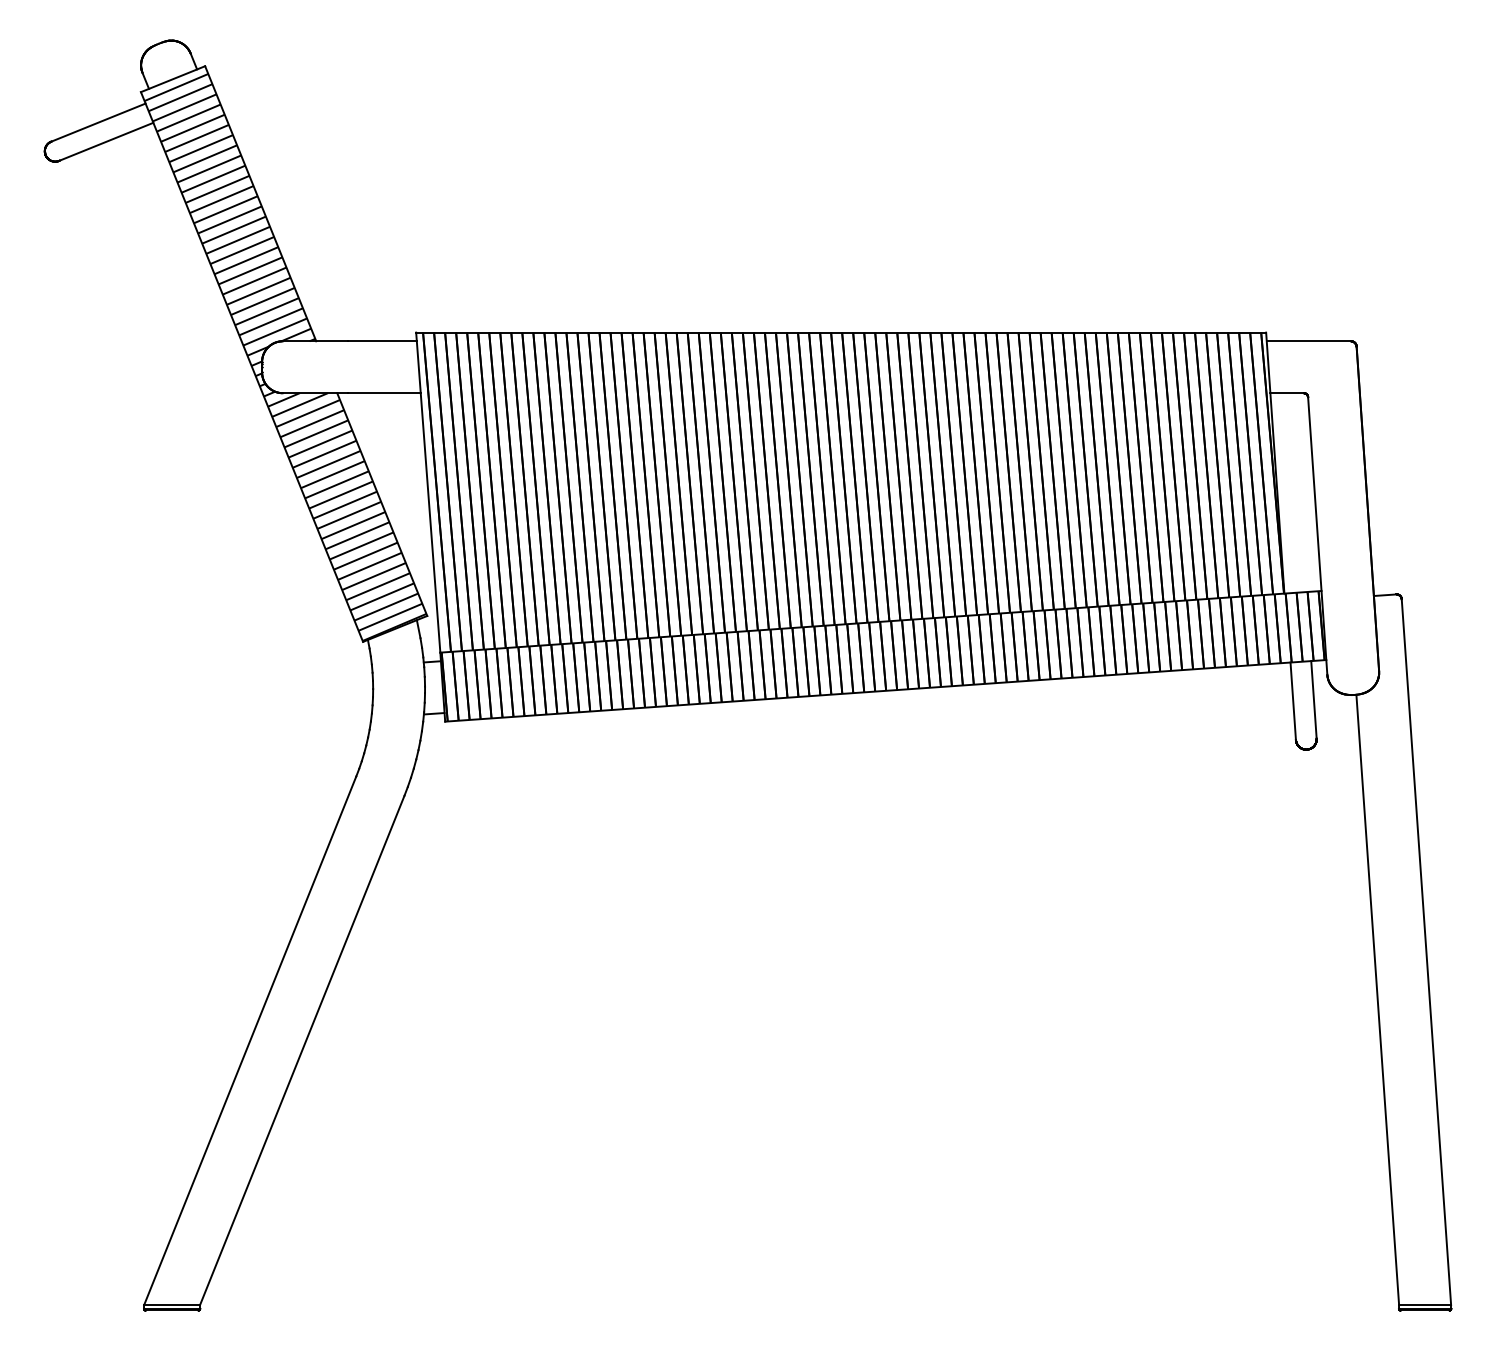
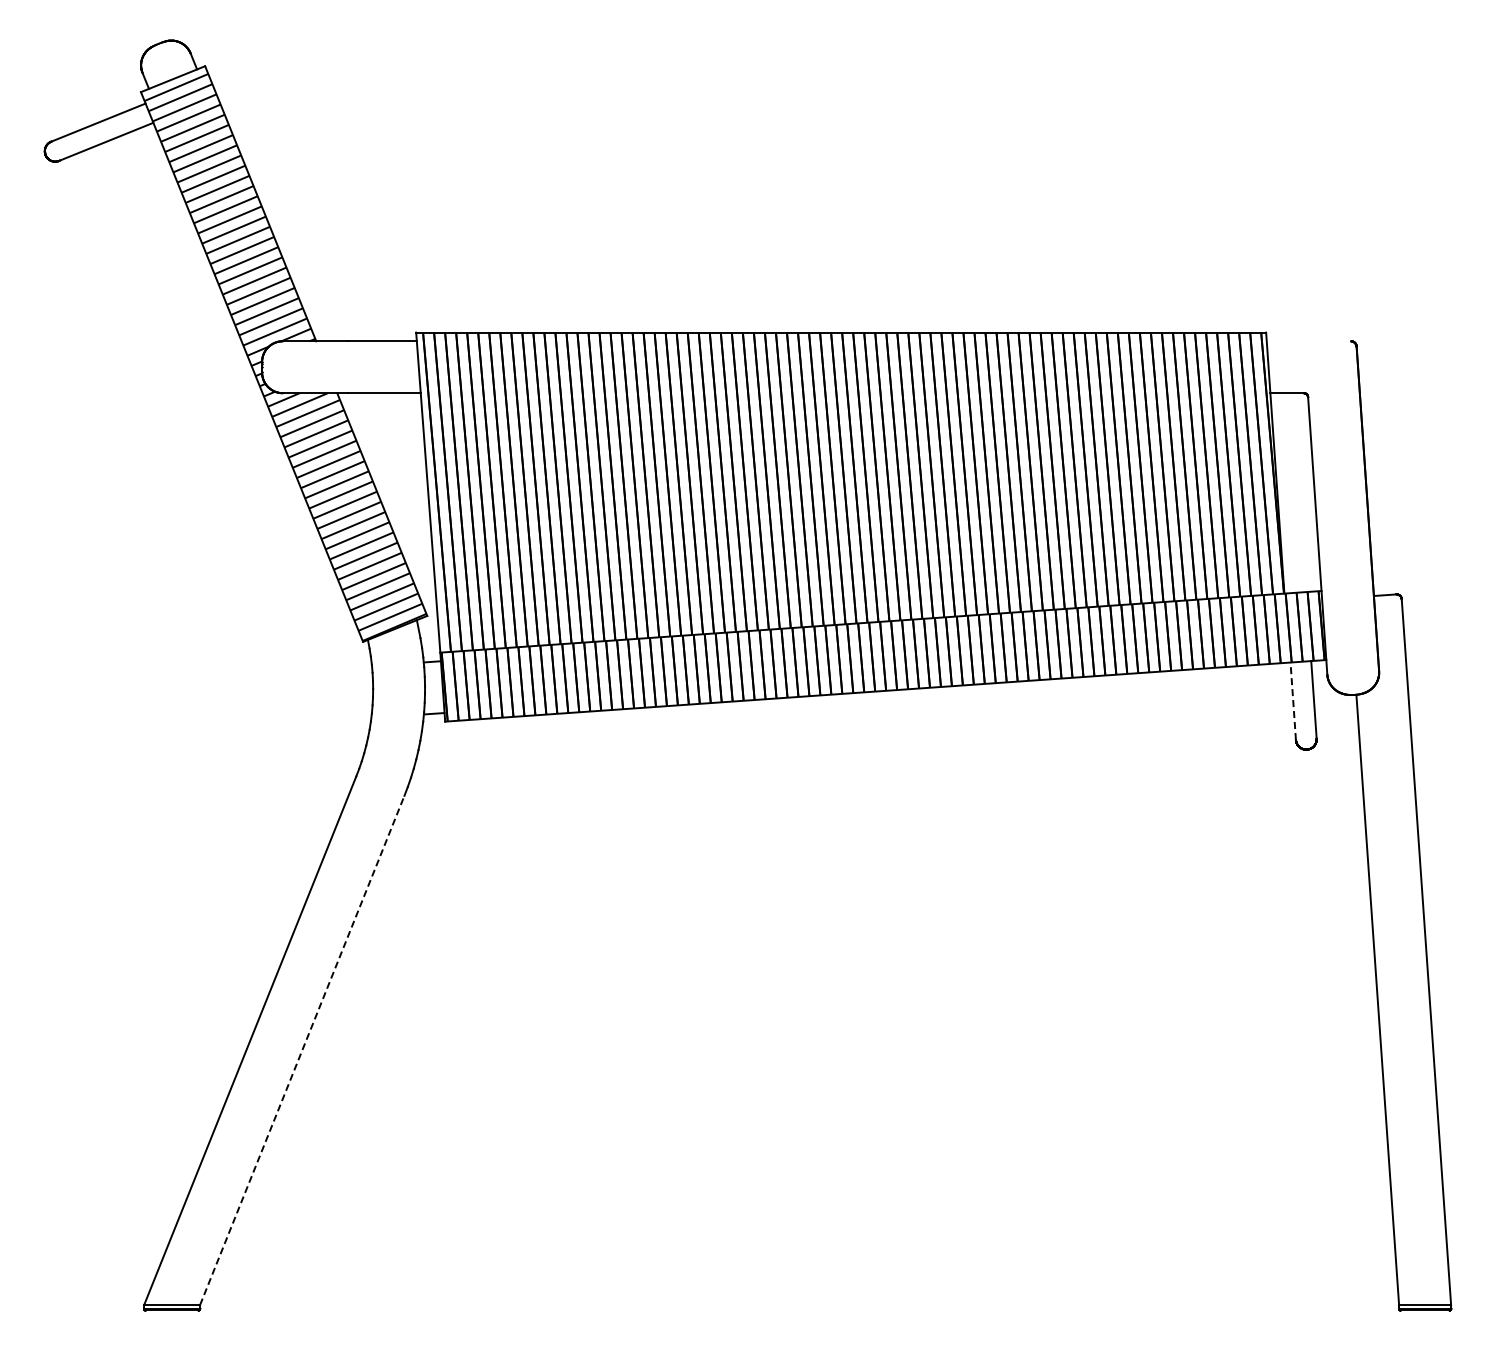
line: present -> none (1308, 341)
line: solid -> dashed (1293, 701)
line: solid -> dashed (302, 1050)
